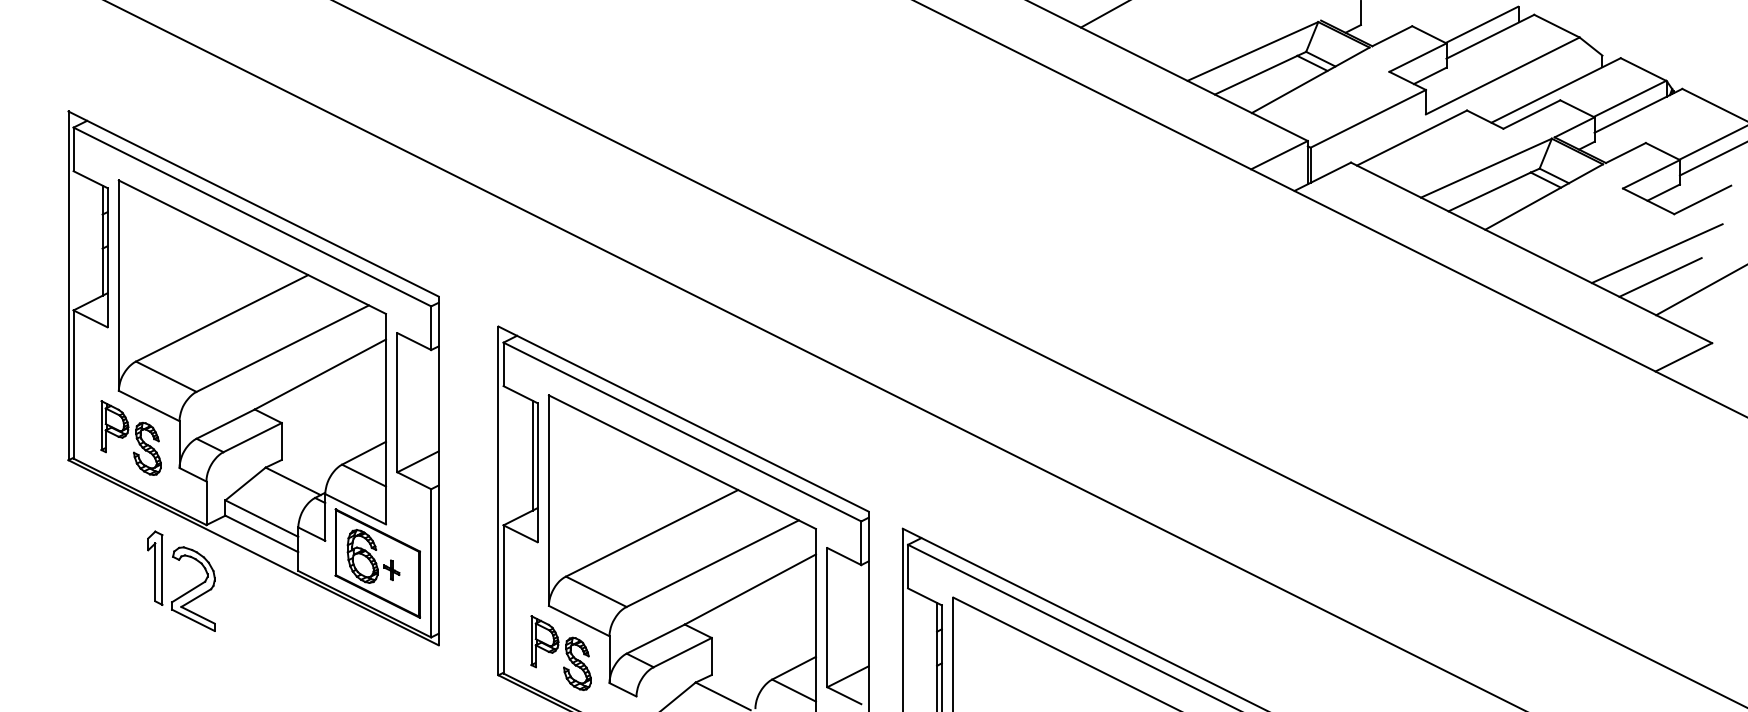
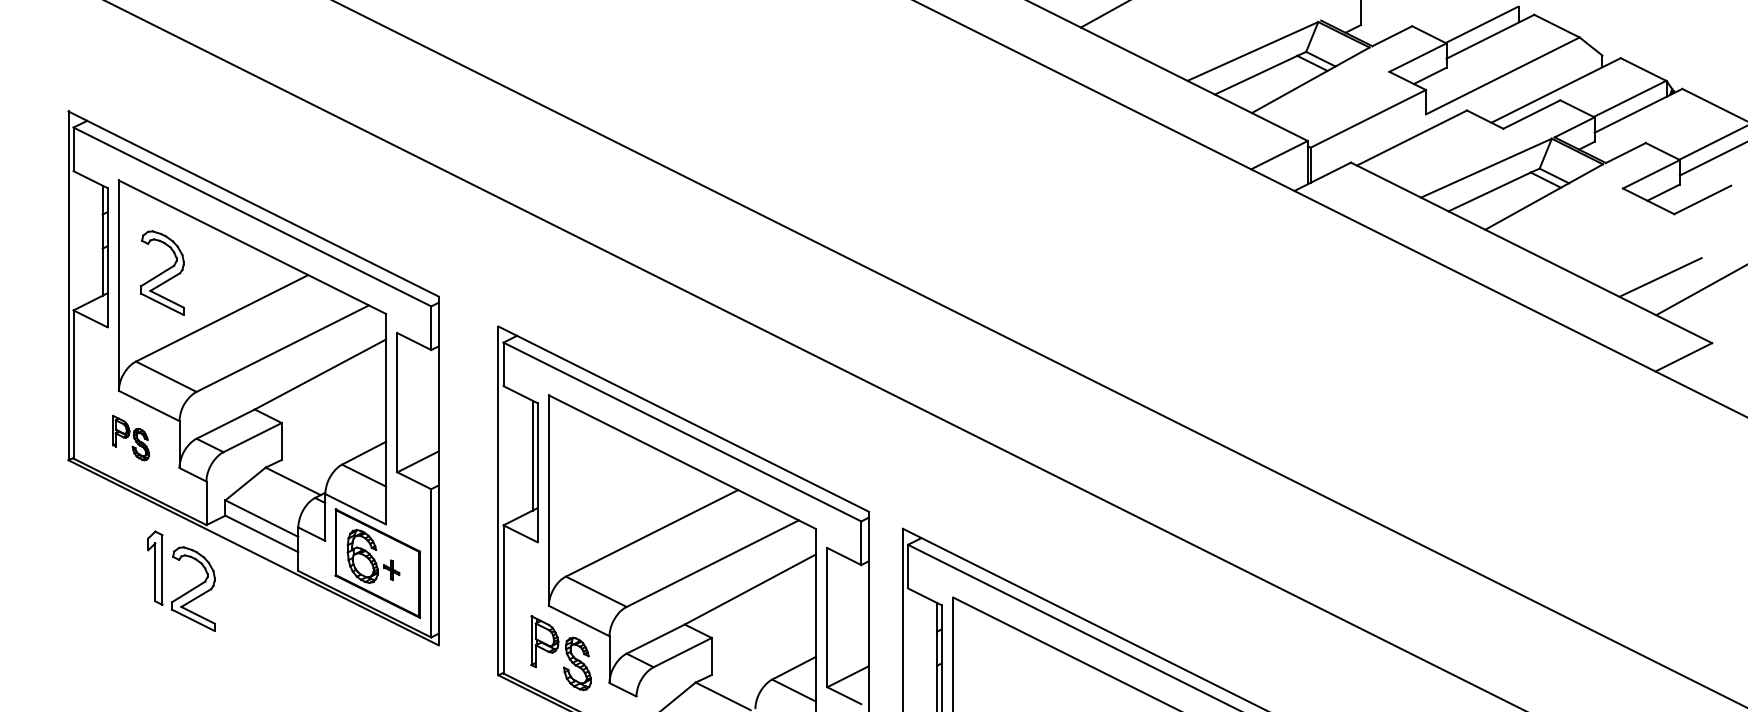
line: present -> none (1656, 253)
part: none -> present (162, 272)
part size: 62x76 px -> 38x47 px (130, 438)
